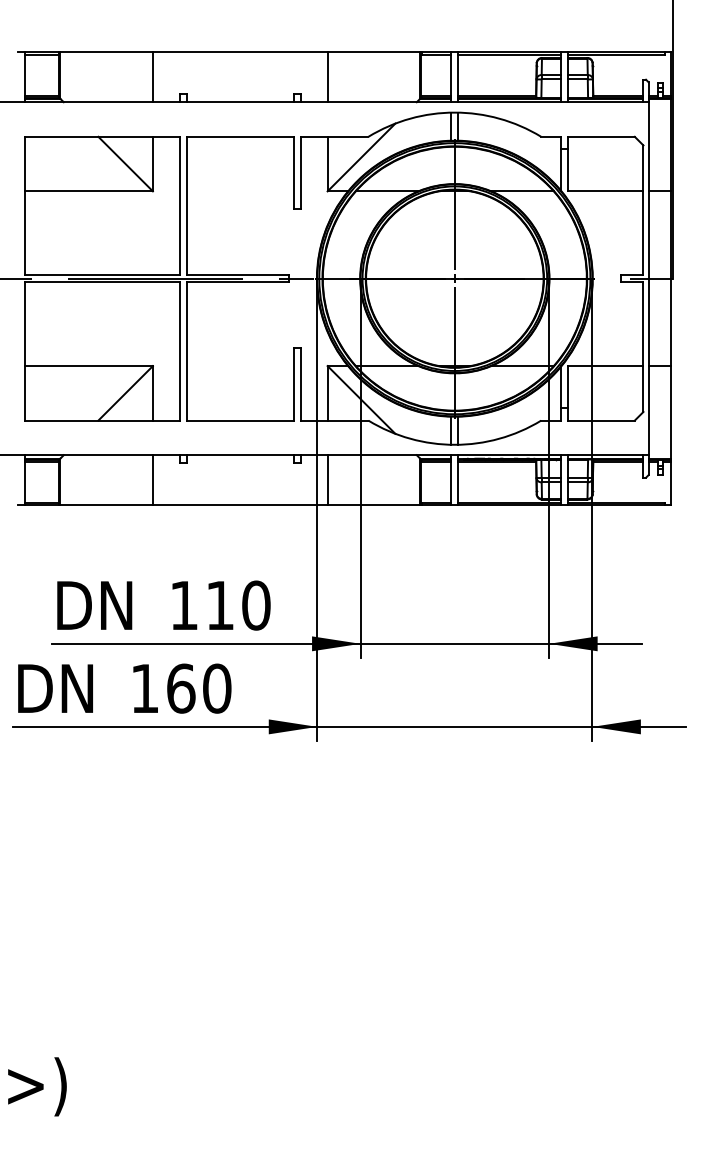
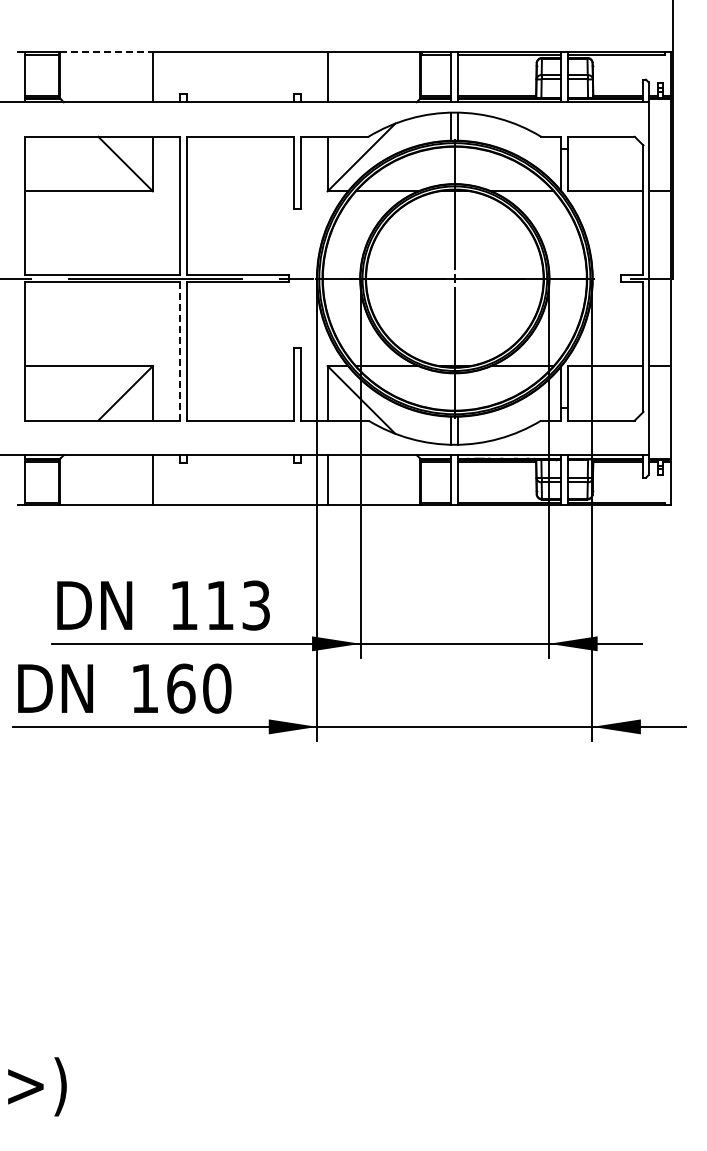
line: solid -> dashed (107, 52)
line: solid -> dashed (179, 350)
text: 110 -> 113 (256, 605)
